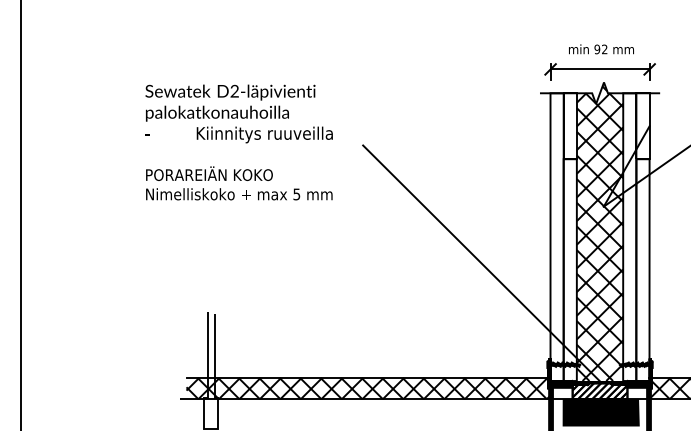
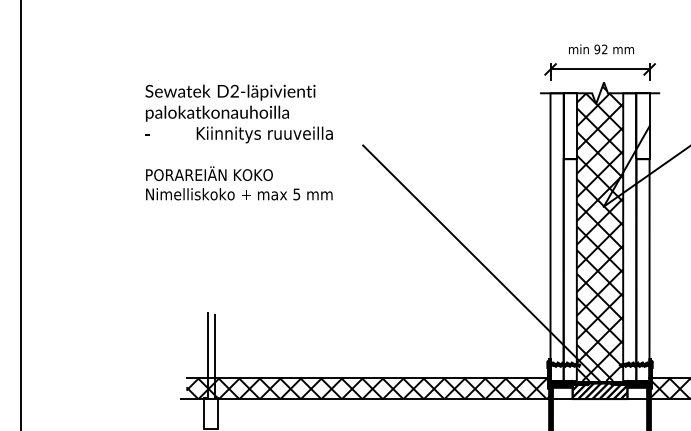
fill: present -> none (600, 412)
